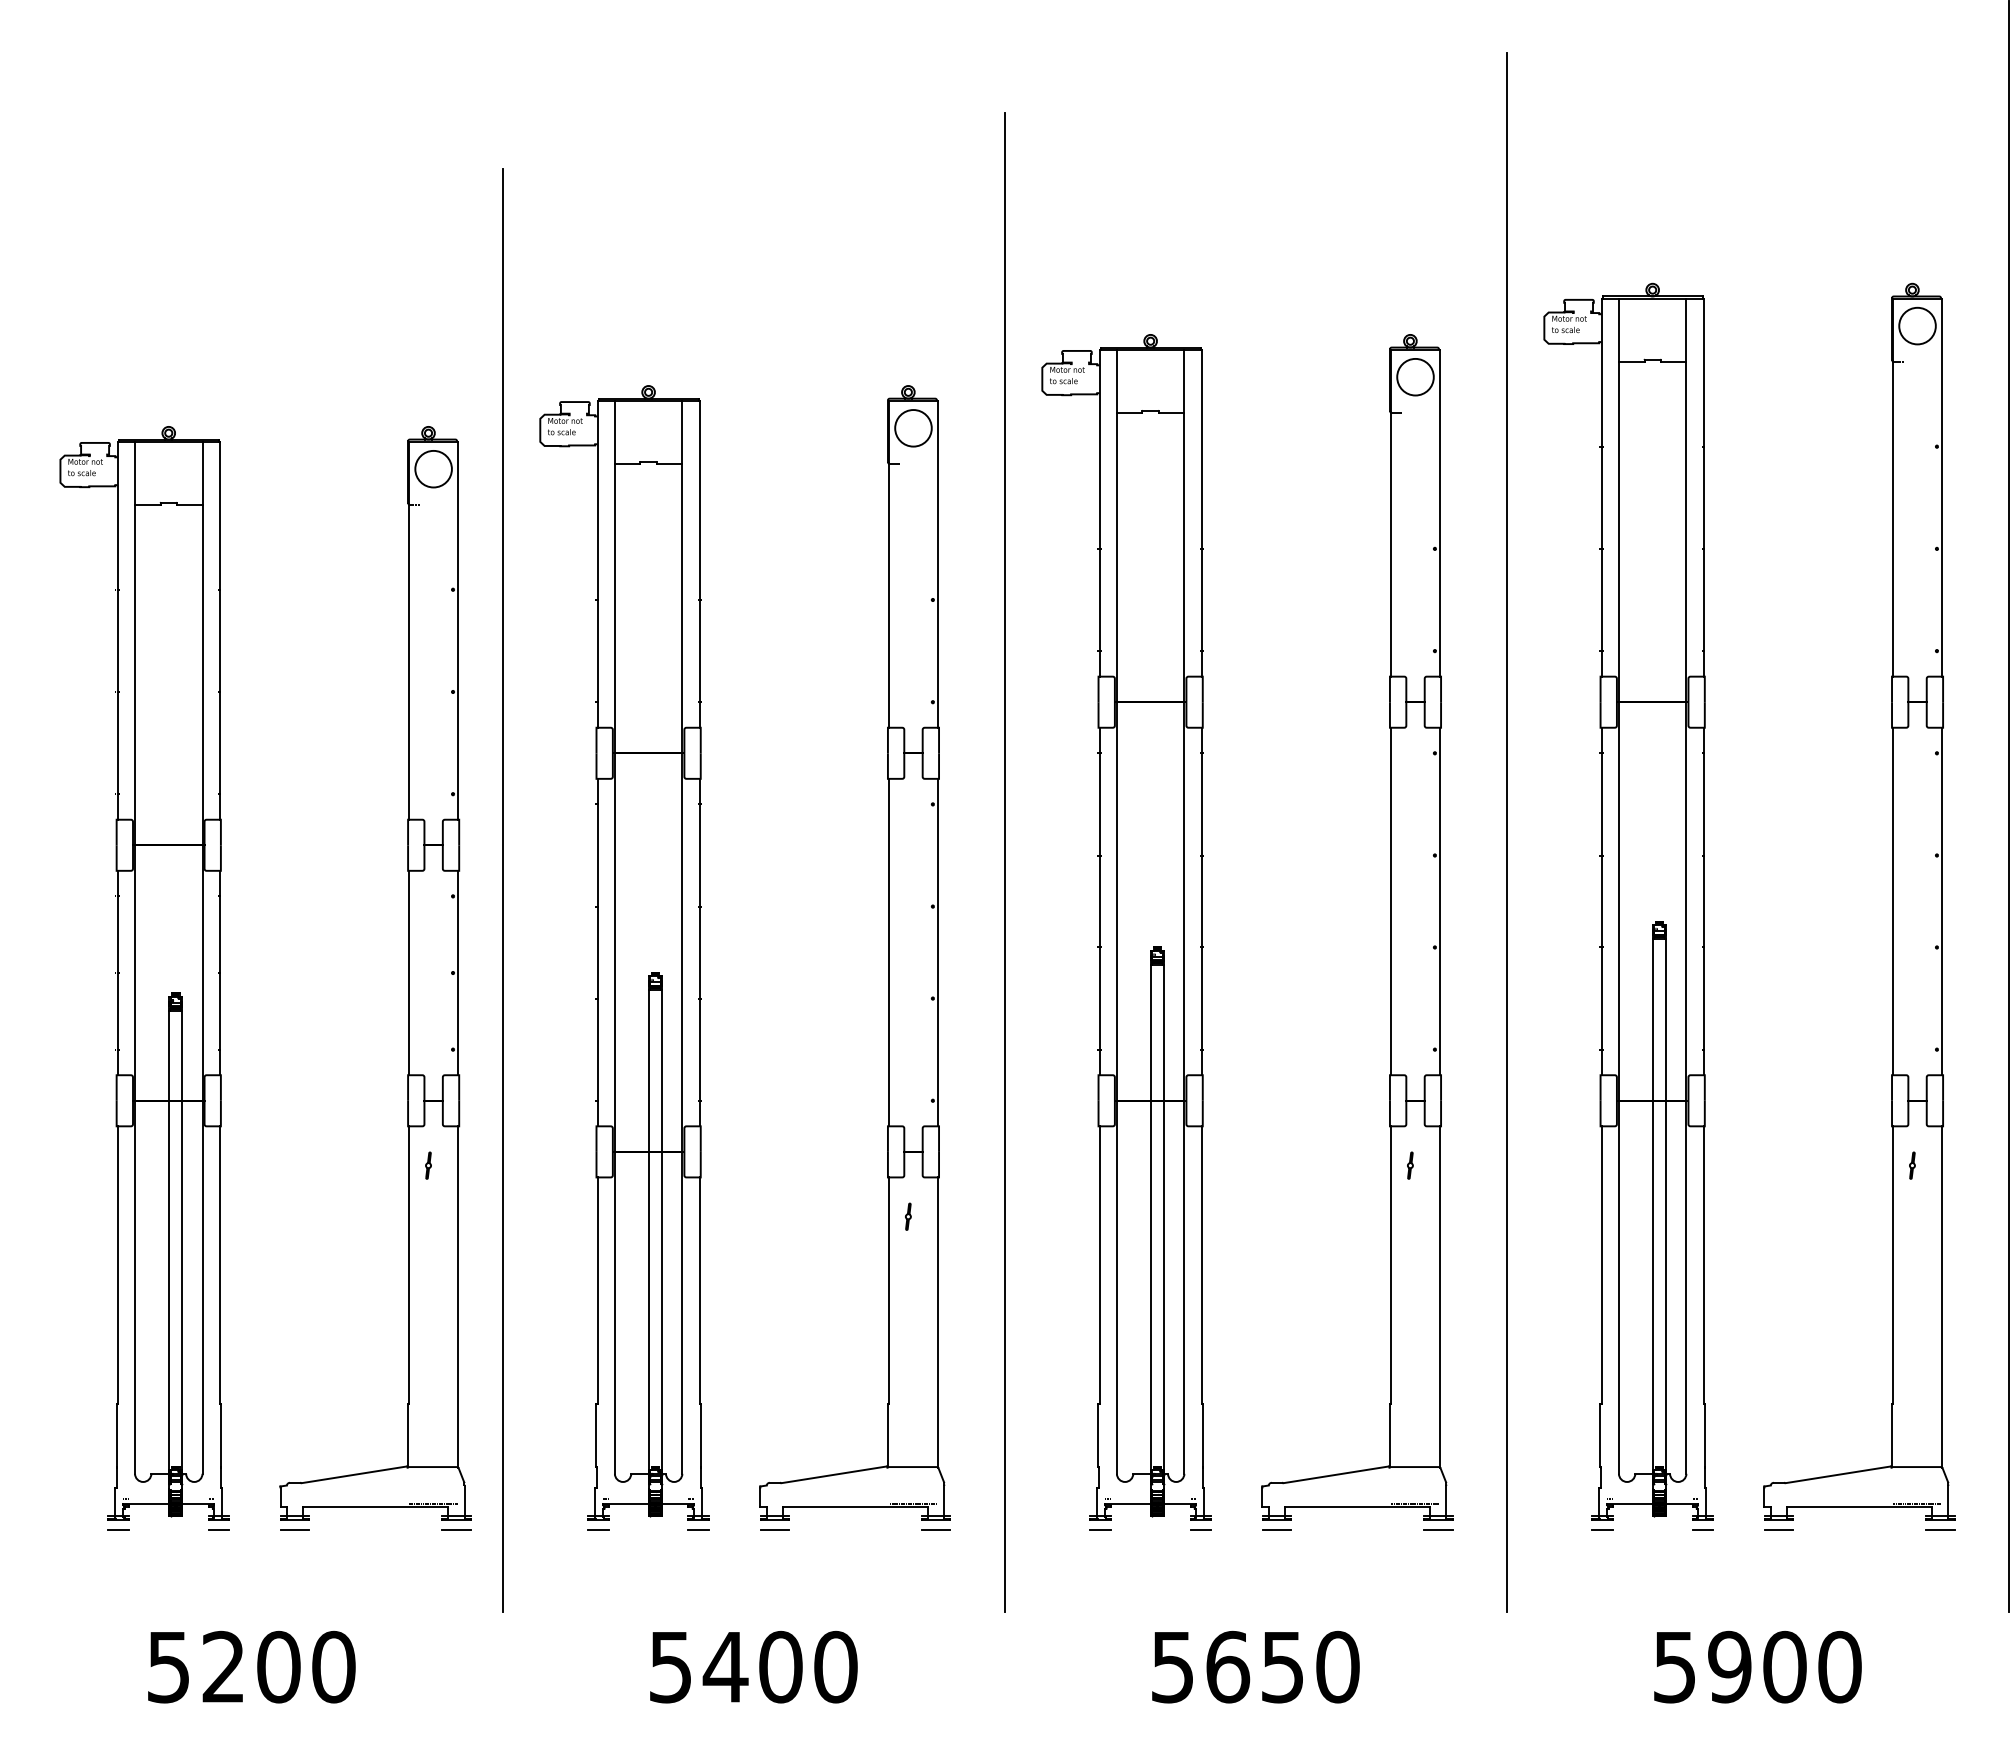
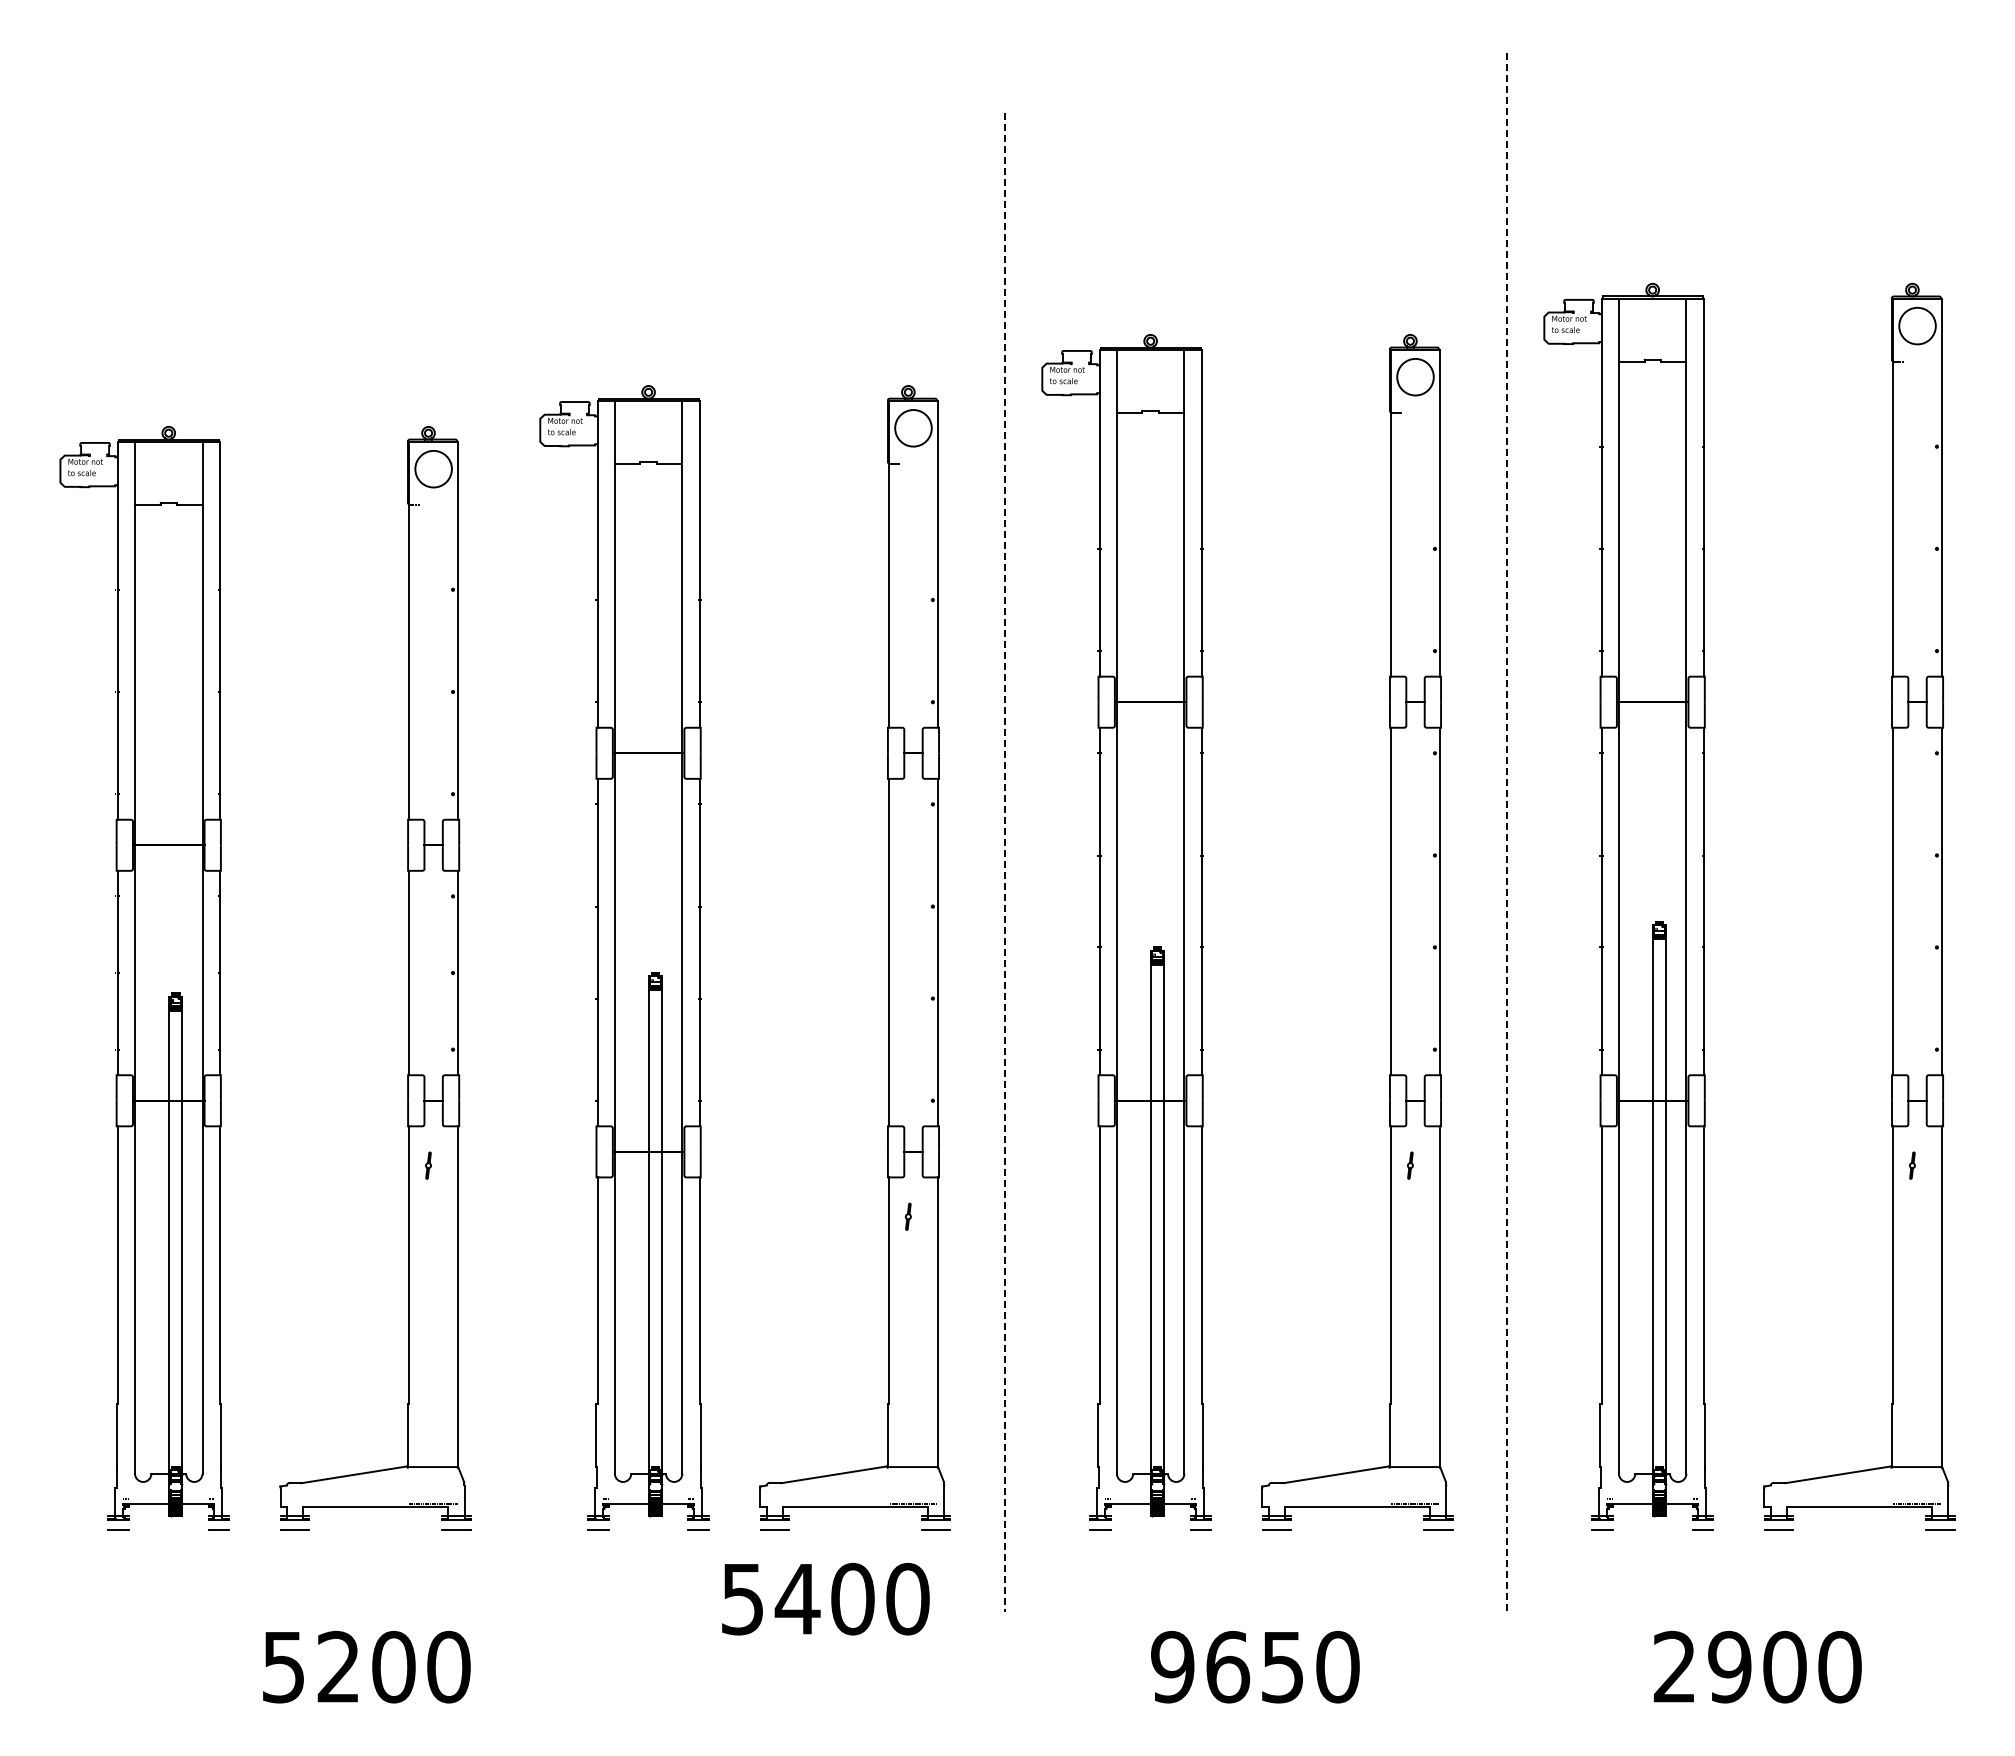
line: present -> none (2008, 807)
line: solid -> dashed (1506, 832)
line: solid -> dashed (1004, 862)
line: present -> none (502, 890)
text position: (251, 1666) -> (366, 1666) (366, 1666)
text: 5650 -> 9650 (1172, 1666)
text: 5900 -> 2900 (1673, 1666)
text position: (753, 1667) -> (825, 1599) (825, 1599)
